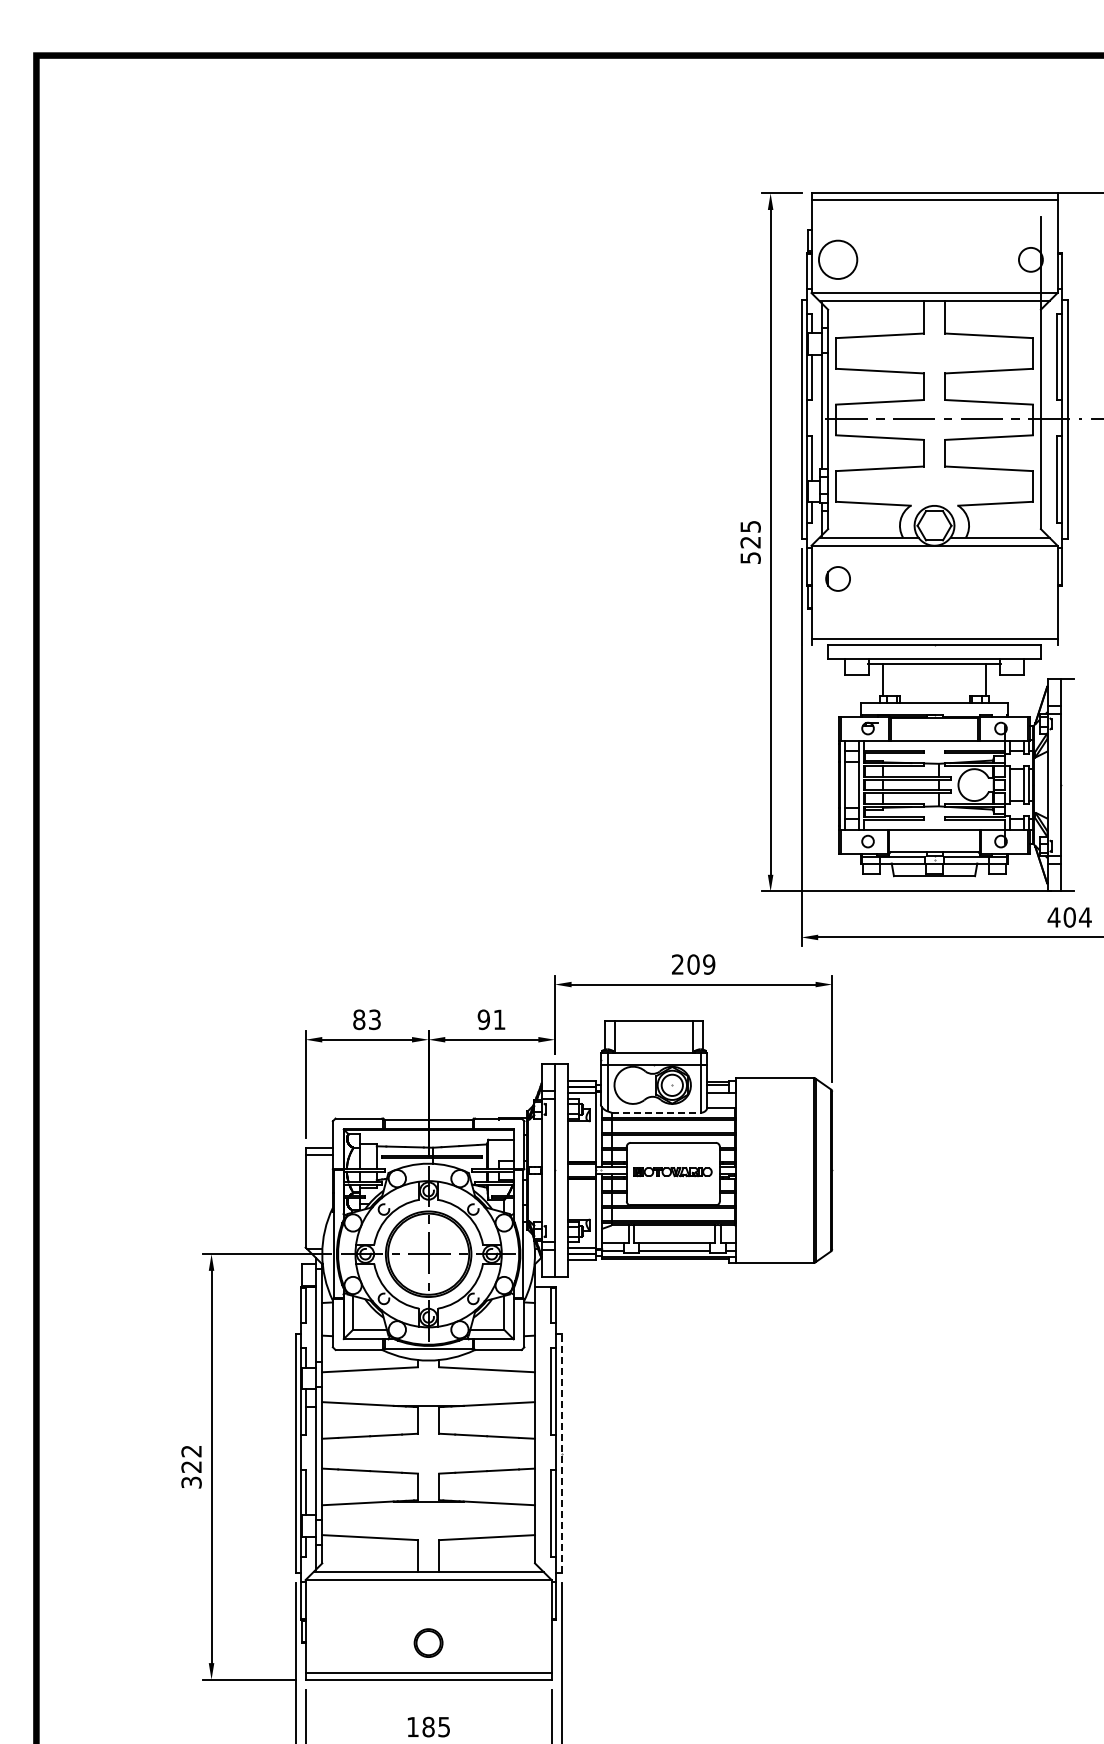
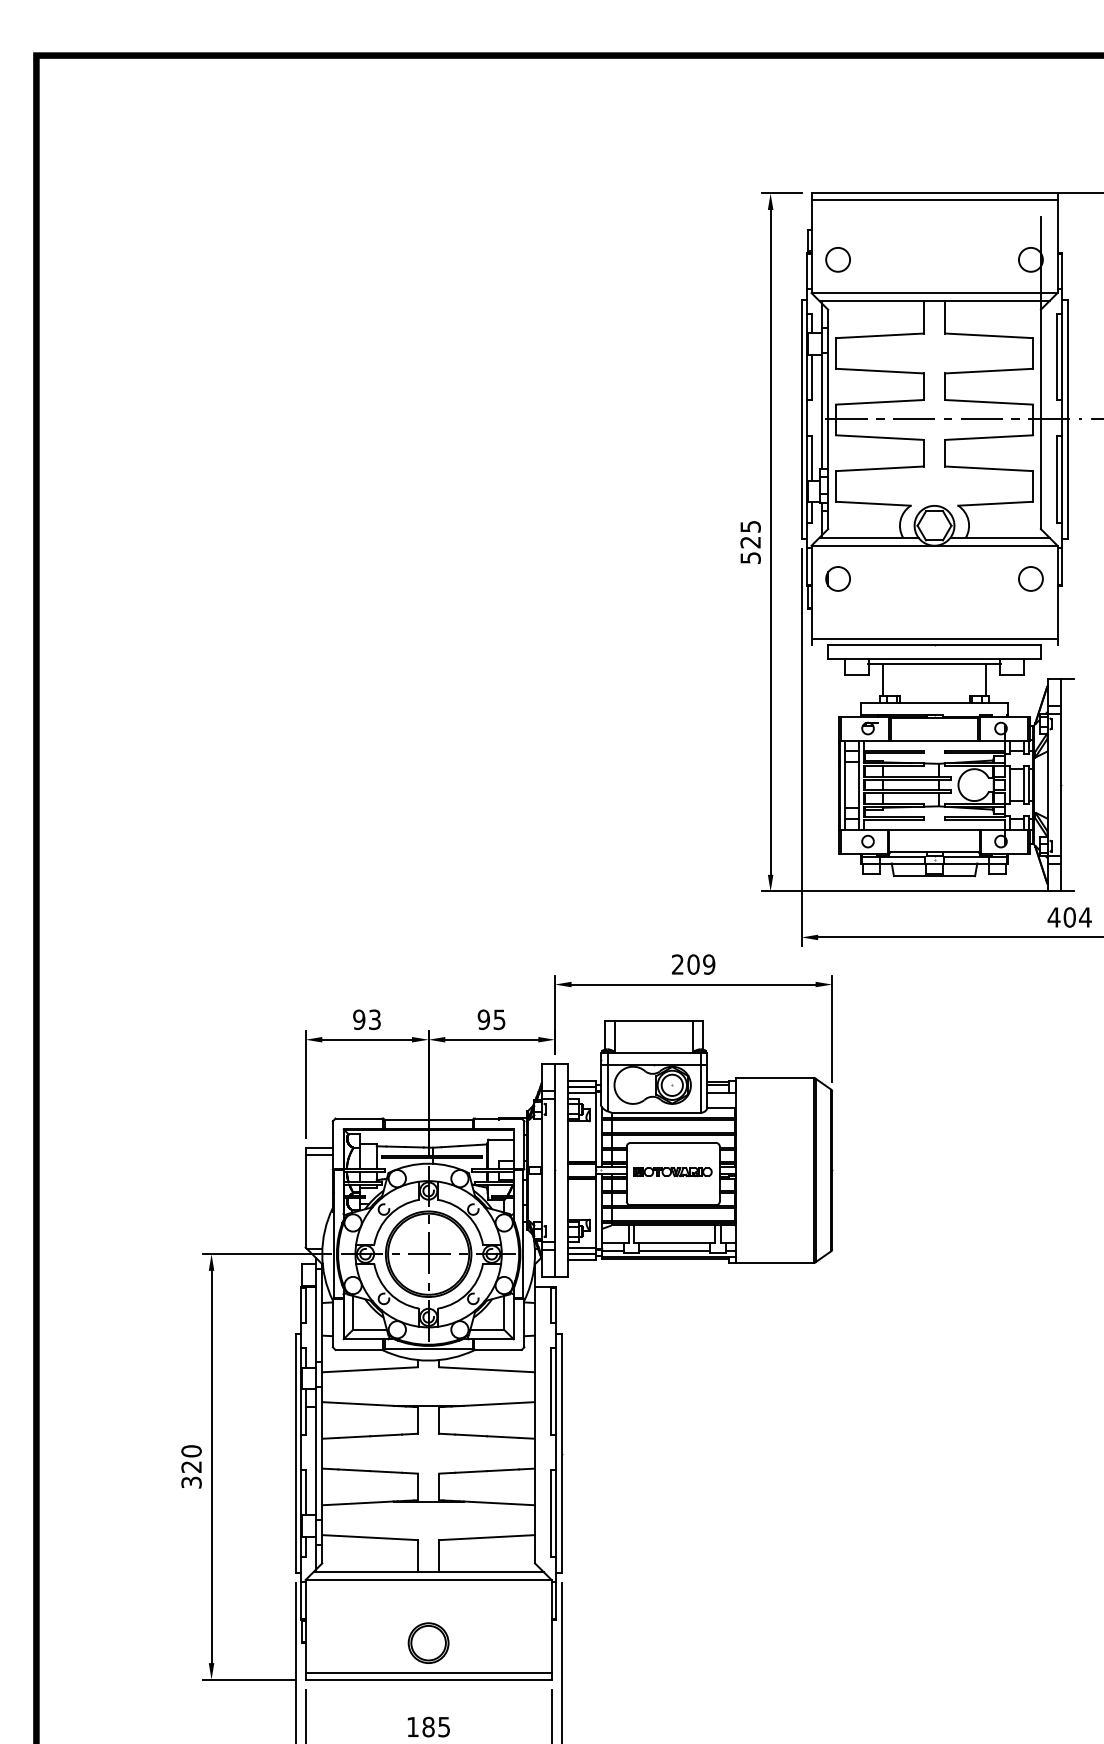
circle diameter: 38 px -> 24 px (838, 259)
circle: none -> present (1030, 578)
text: 83 -> 93 (359, 1019)
text: 91 -> 95 (499, 1019)
line: dashed -> solid (656, 1112)
text: 322 -> 320 (191, 1451)
line: dashed -> solid (561, 1453)
part size: 31x30 px -> 43x42 px (428, 1642)
